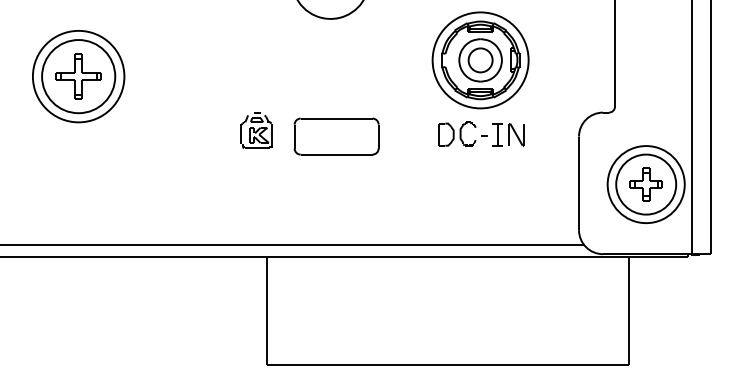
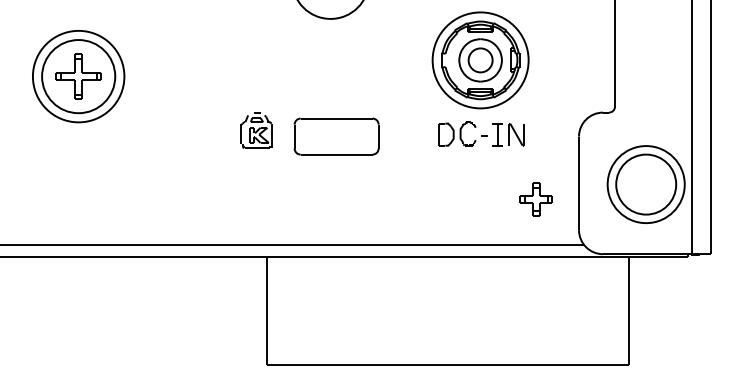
part position: (645, 184) -> (535, 199) (535, 199)
